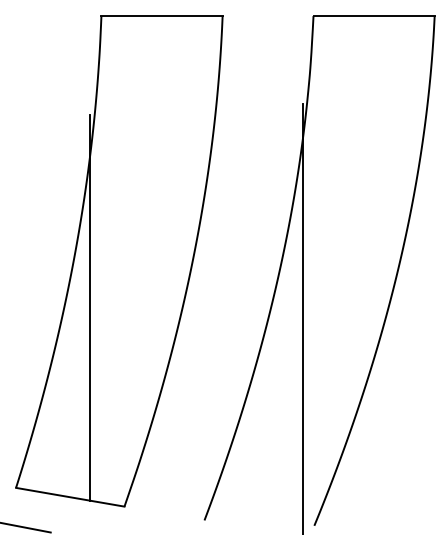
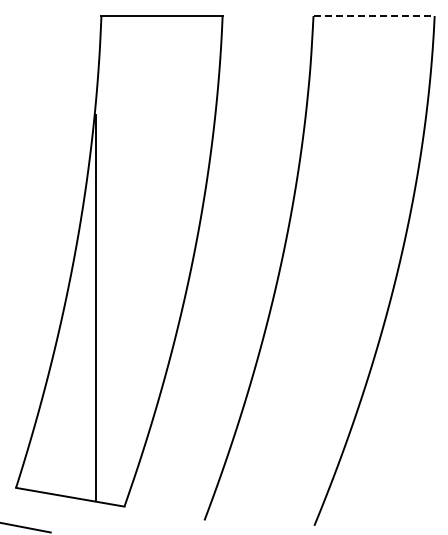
line: solid -> dashed (374, 16)
line position: (90, 307) -> (96, 307) (96, 307)
line: present -> none (302, 317)
